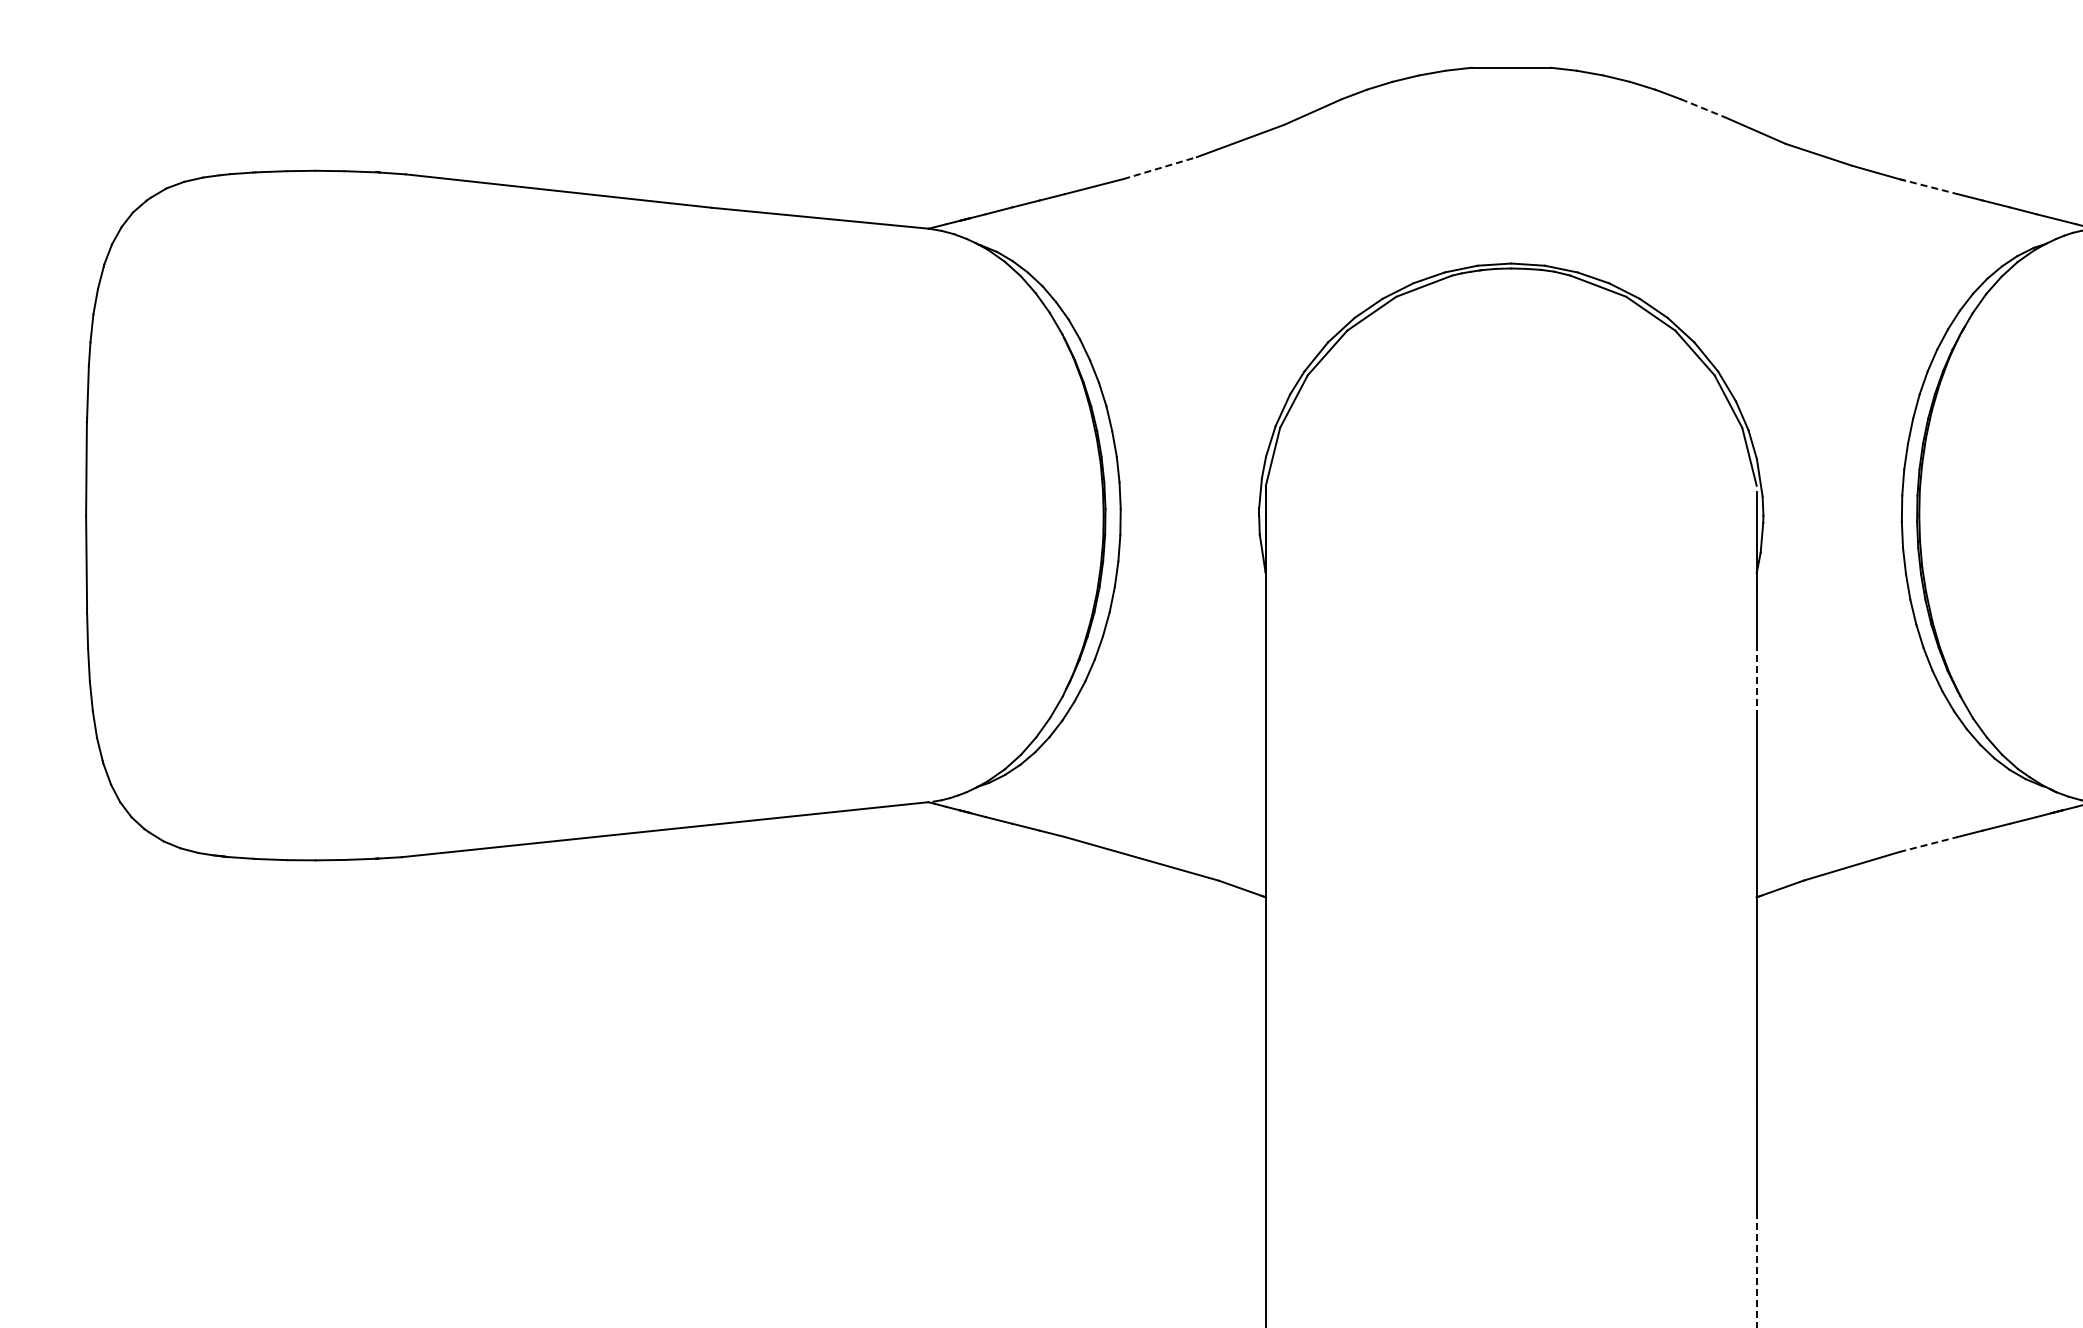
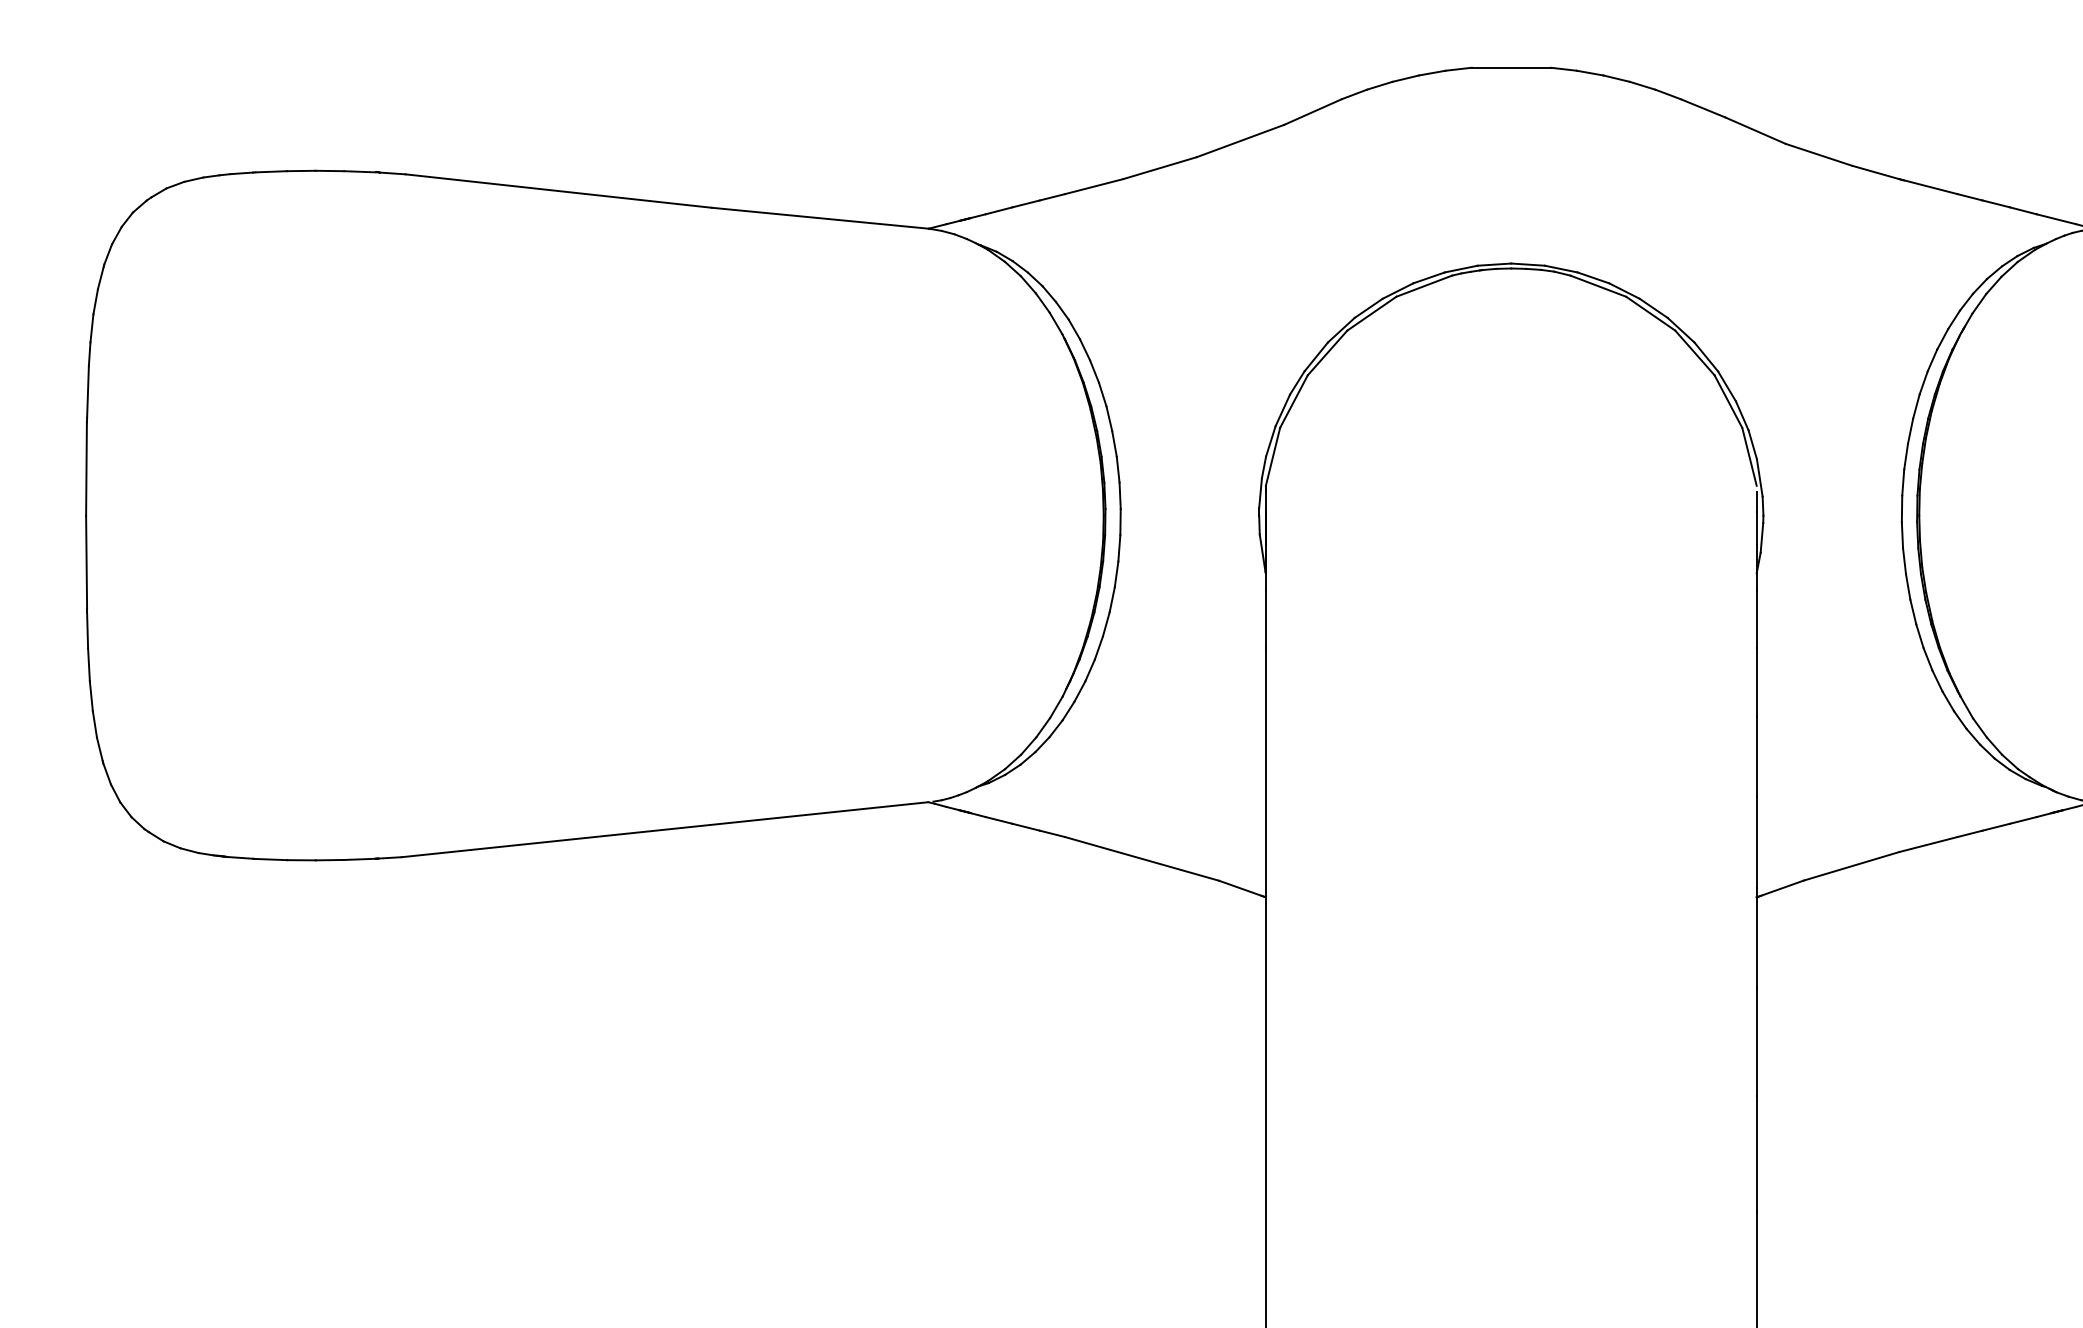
line: dashed -> solid (1703, 108)
line: dashed -> solid (1160, 167)
line: dashed -> solid (1928, 186)
line: dashed -> solid (1756, 682)
line: dashed -> solid (1928, 844)
line: dashed -> solid (1756, 1269)
